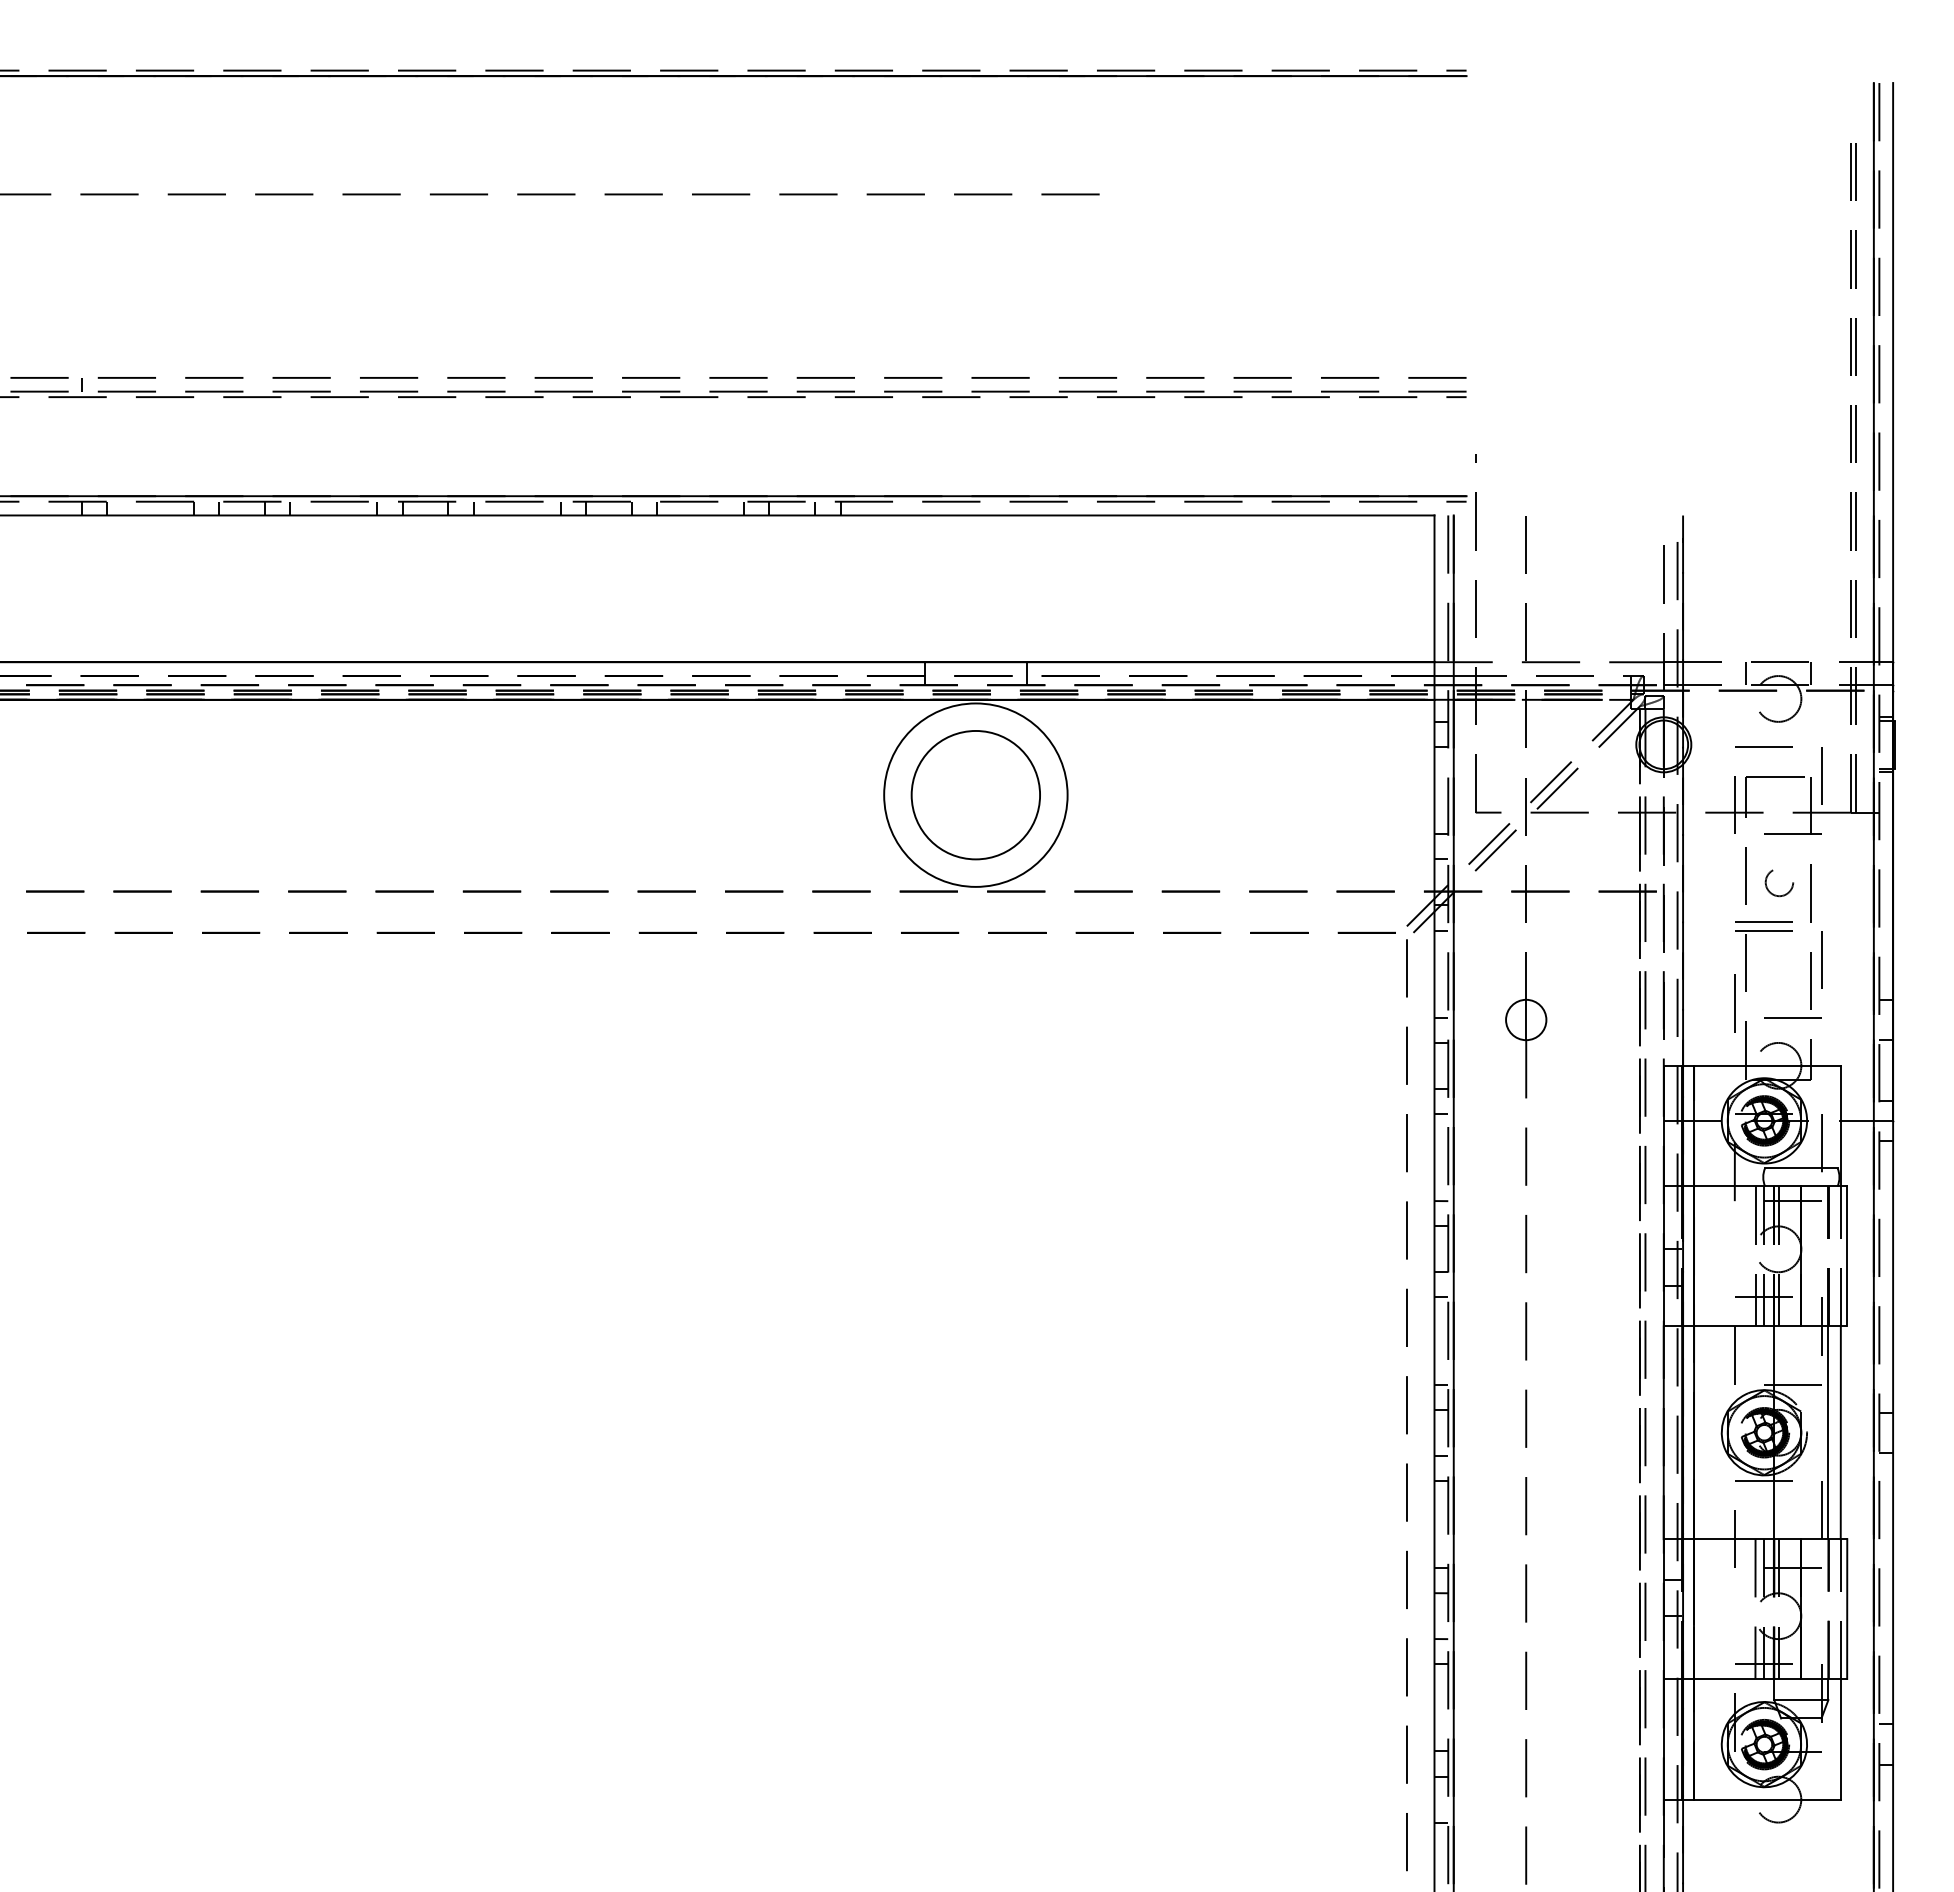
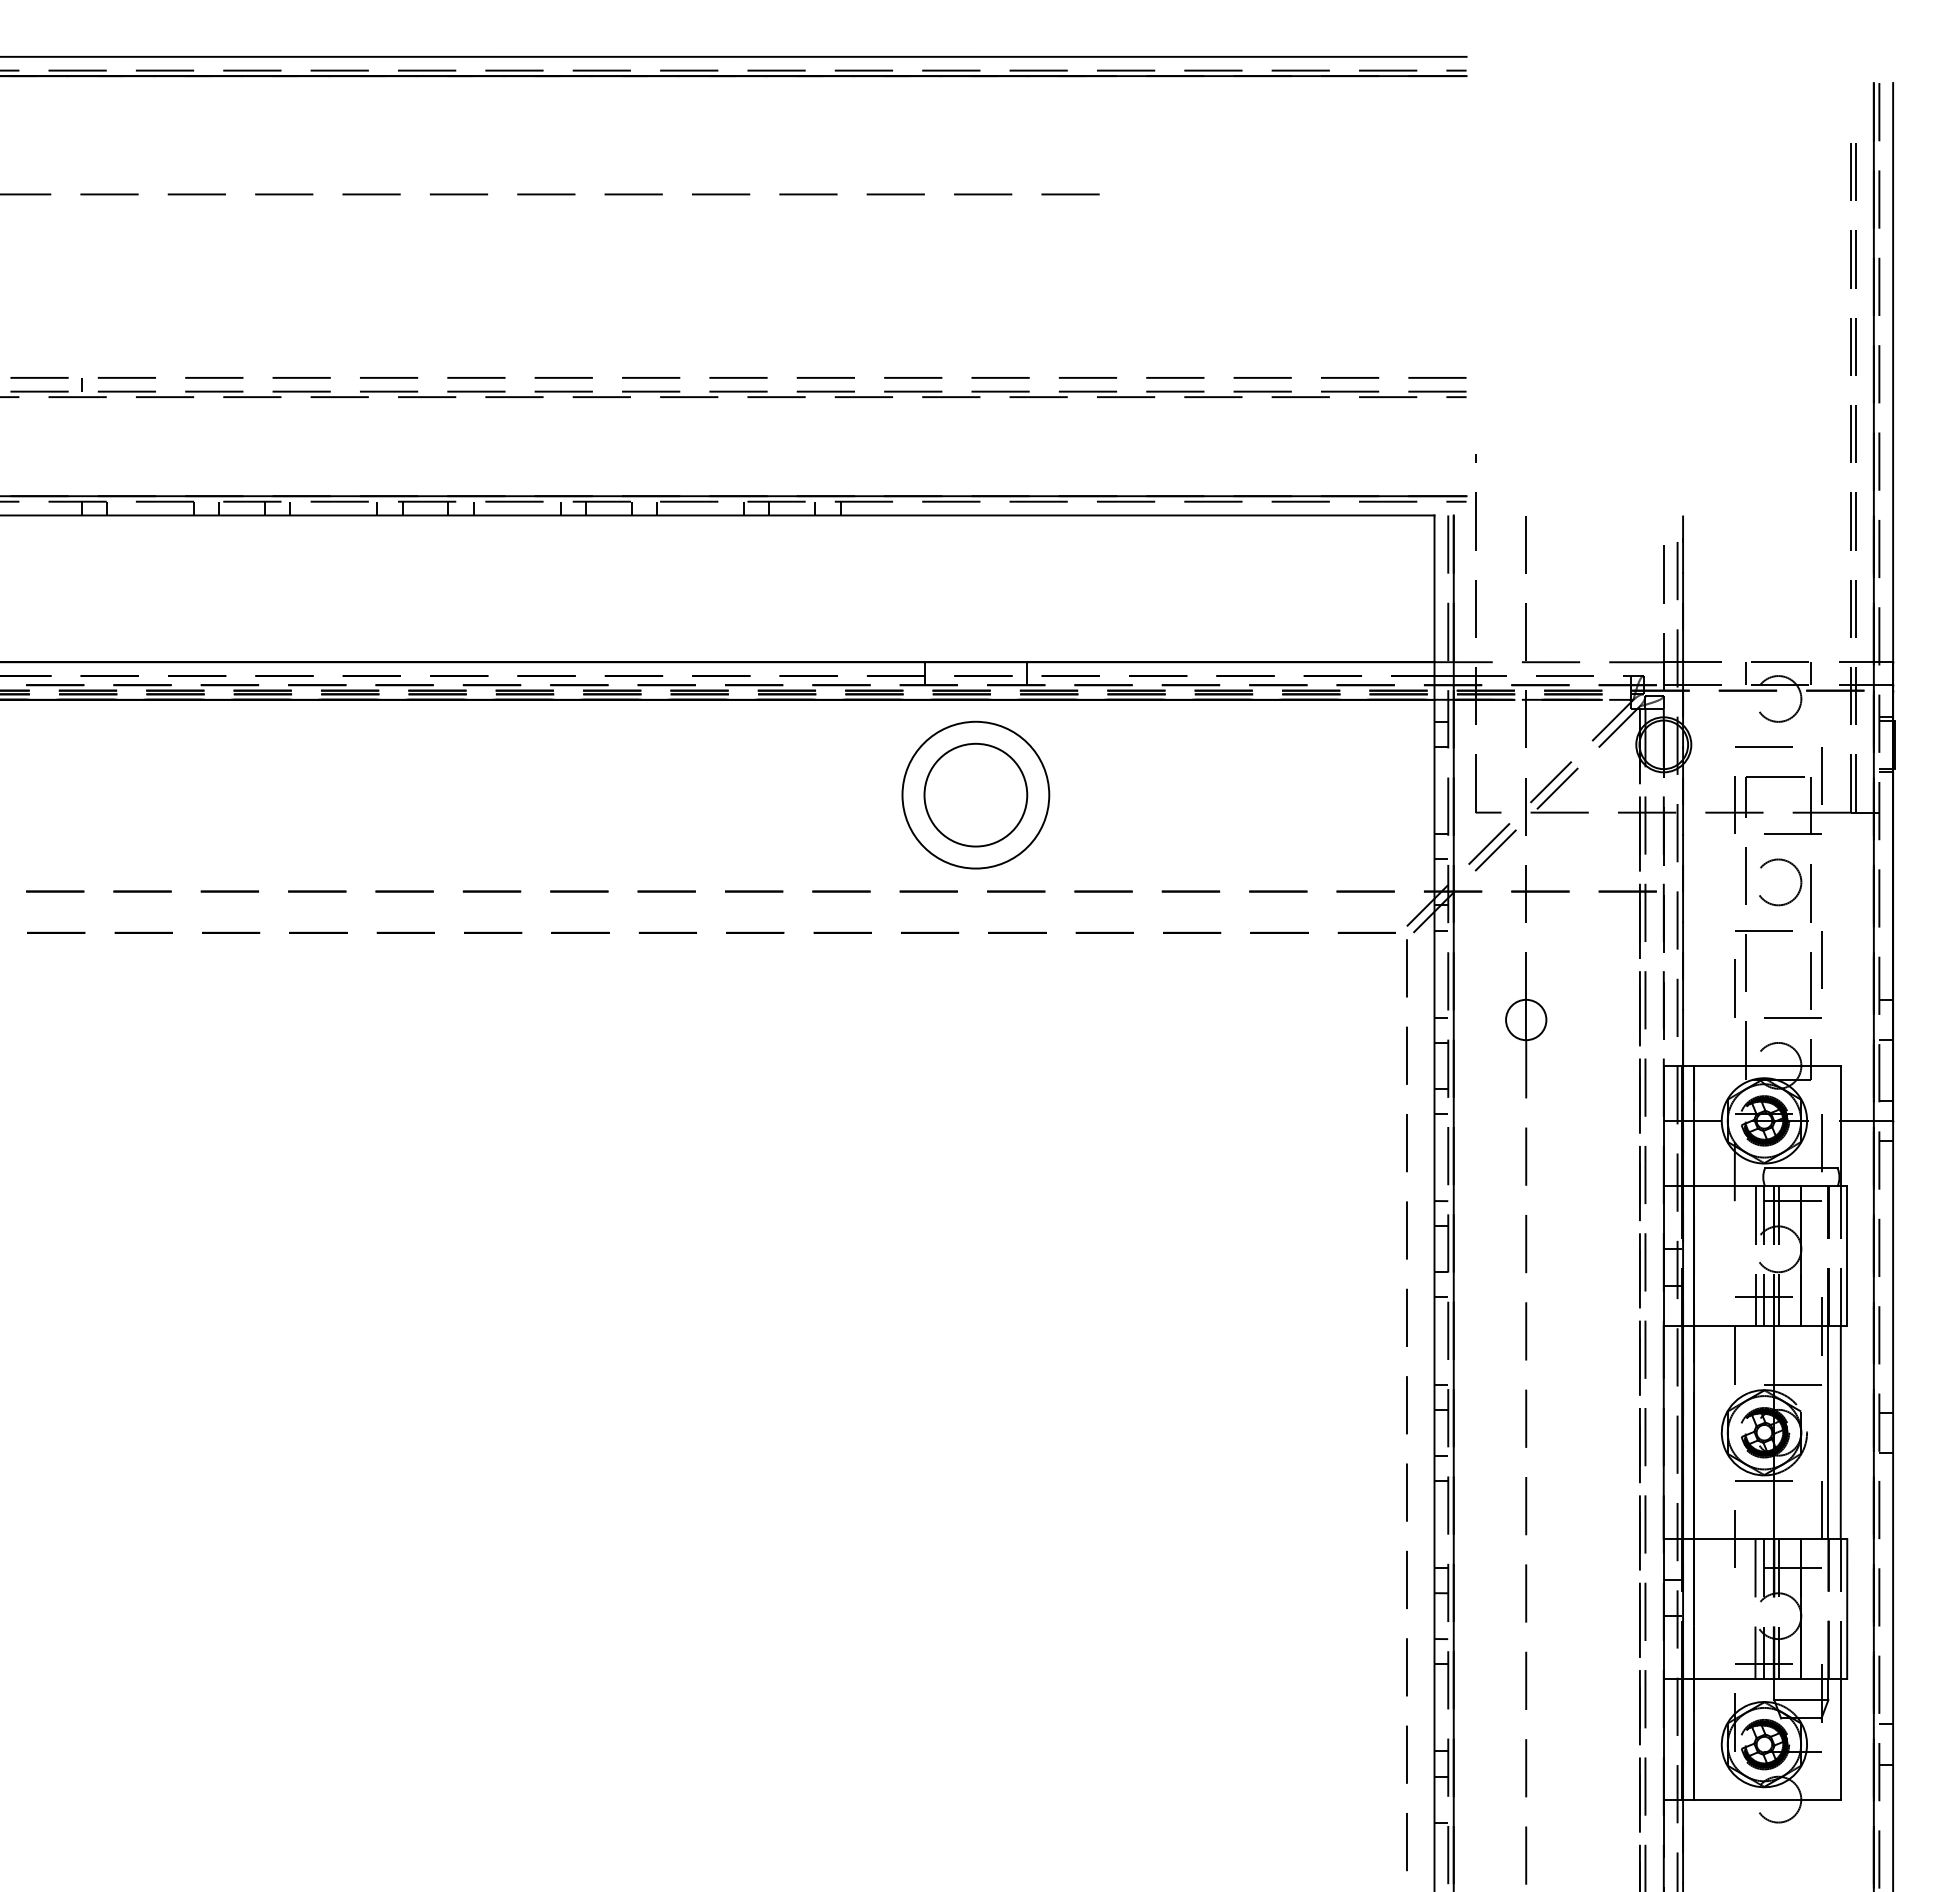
line: none -> present (734, 56)
circle diameter: 128 px -> 103 px (975, 794)
circle diameter: 183 px -> 147 px (975, 794)
circle size: 31x29 px -> 44x49 px (1780, 882)
line: present -> none (1763, 921)
line position: (1734, 1003) -> (1734, 988) (1734, 988)
